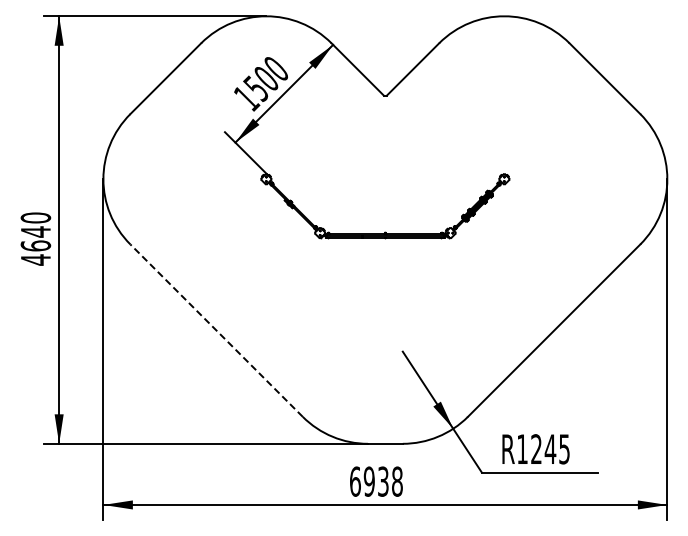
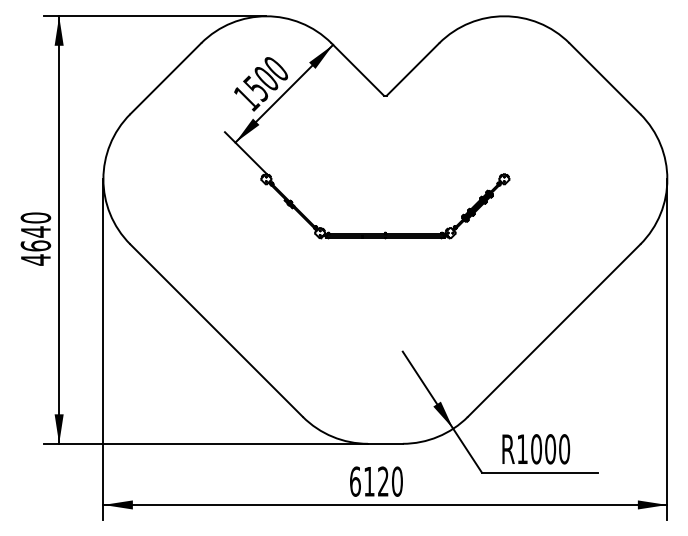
line: dashed -> solid (216, 330)
text: R1245 -> R1000 (550, 449)
text: 6938 -> 6120 (382, 481)
